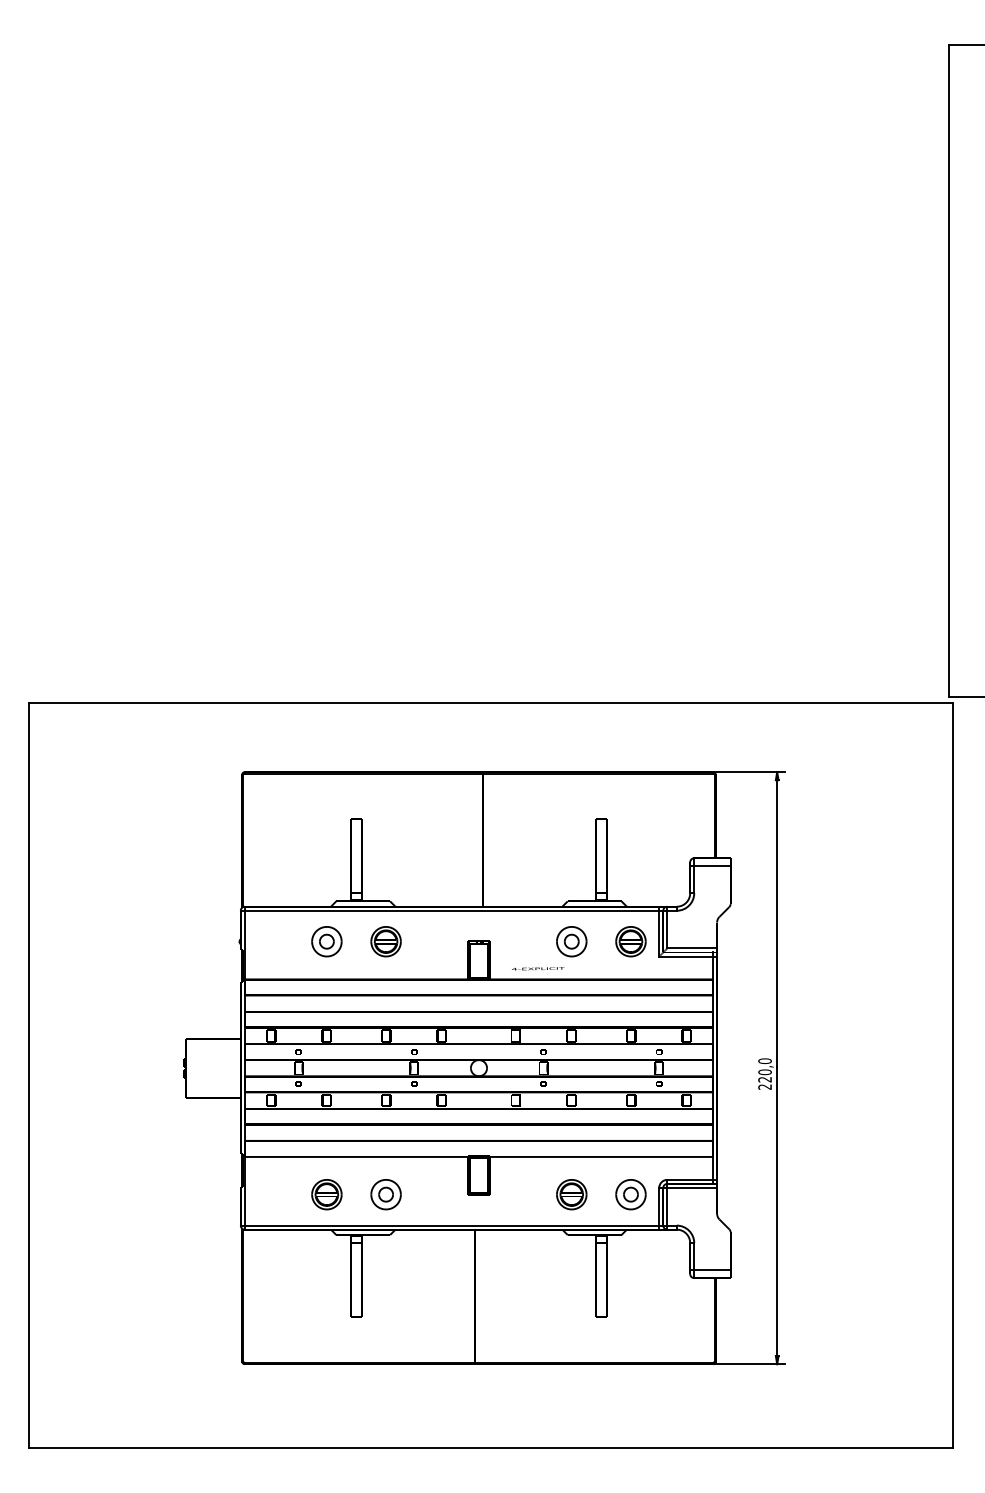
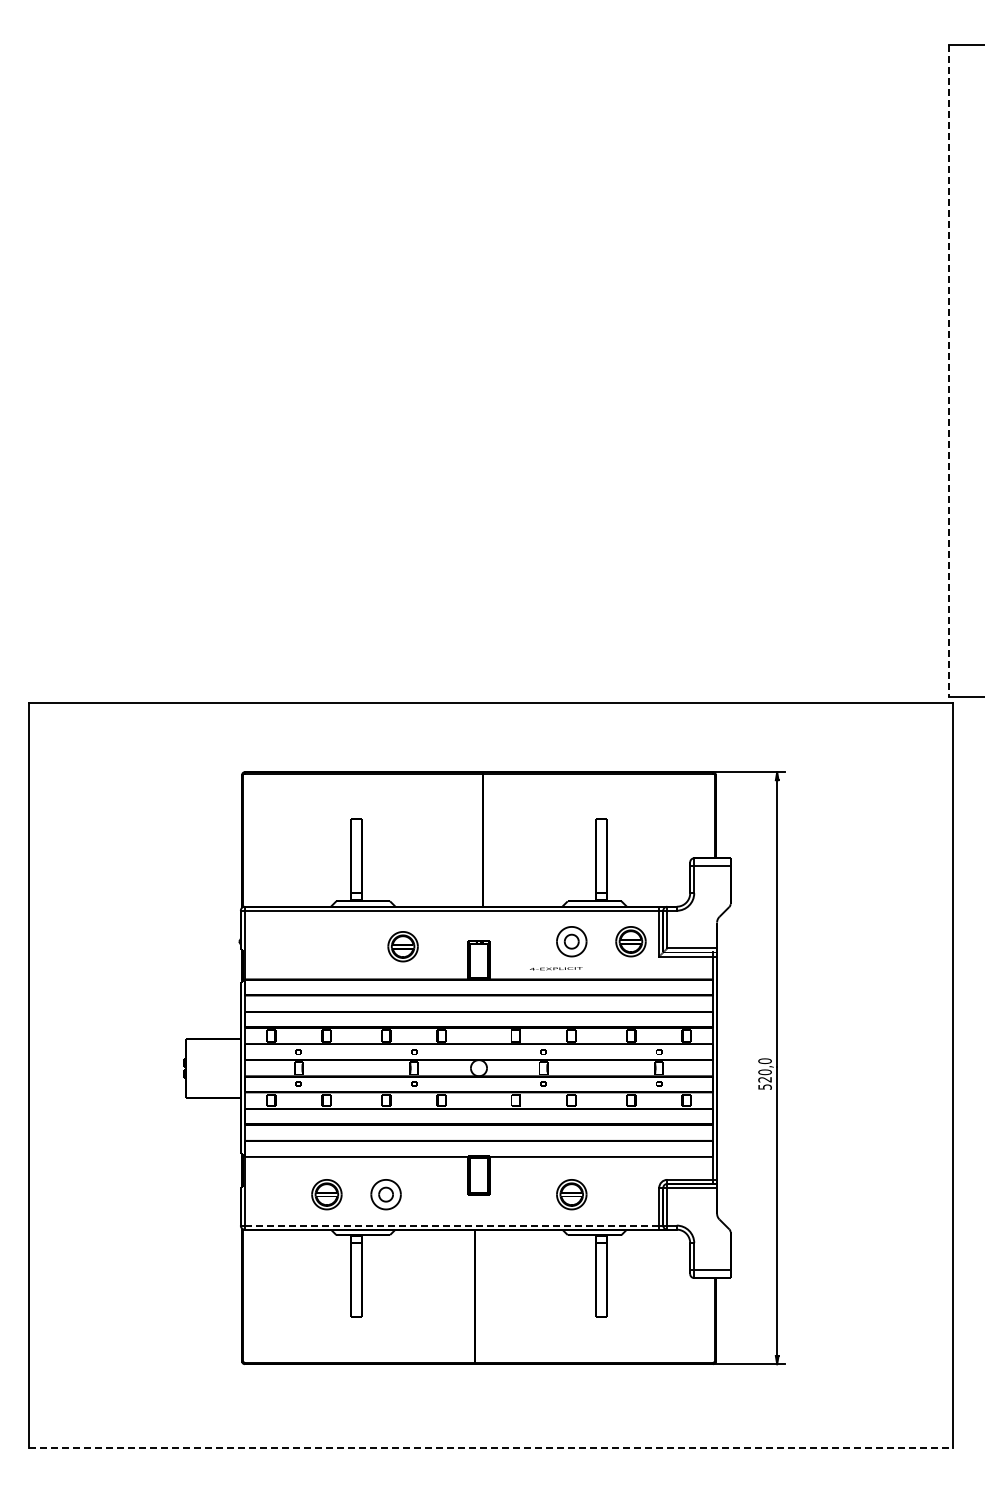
line: solid -> dashed (948, 371)
part: present -> none (326, 941)
part position: (385, 941) -> (402, 946) (402, 946)
text position: (538, 968) -> (556, 968) (556, 968)
text: 220,0 -> 520,0 (764, 1086)
part: present -> none (630, 1194)
line: solid -> dashed (452, 1225)
line: solid -> dashed (491, 1448)
